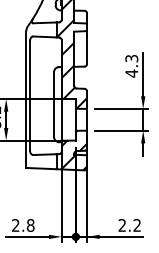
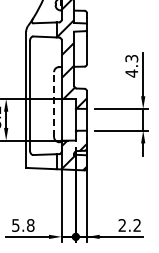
line: solid -> dashed (54, 104)
text: 2.8 -> 5.8 (15, 225)
